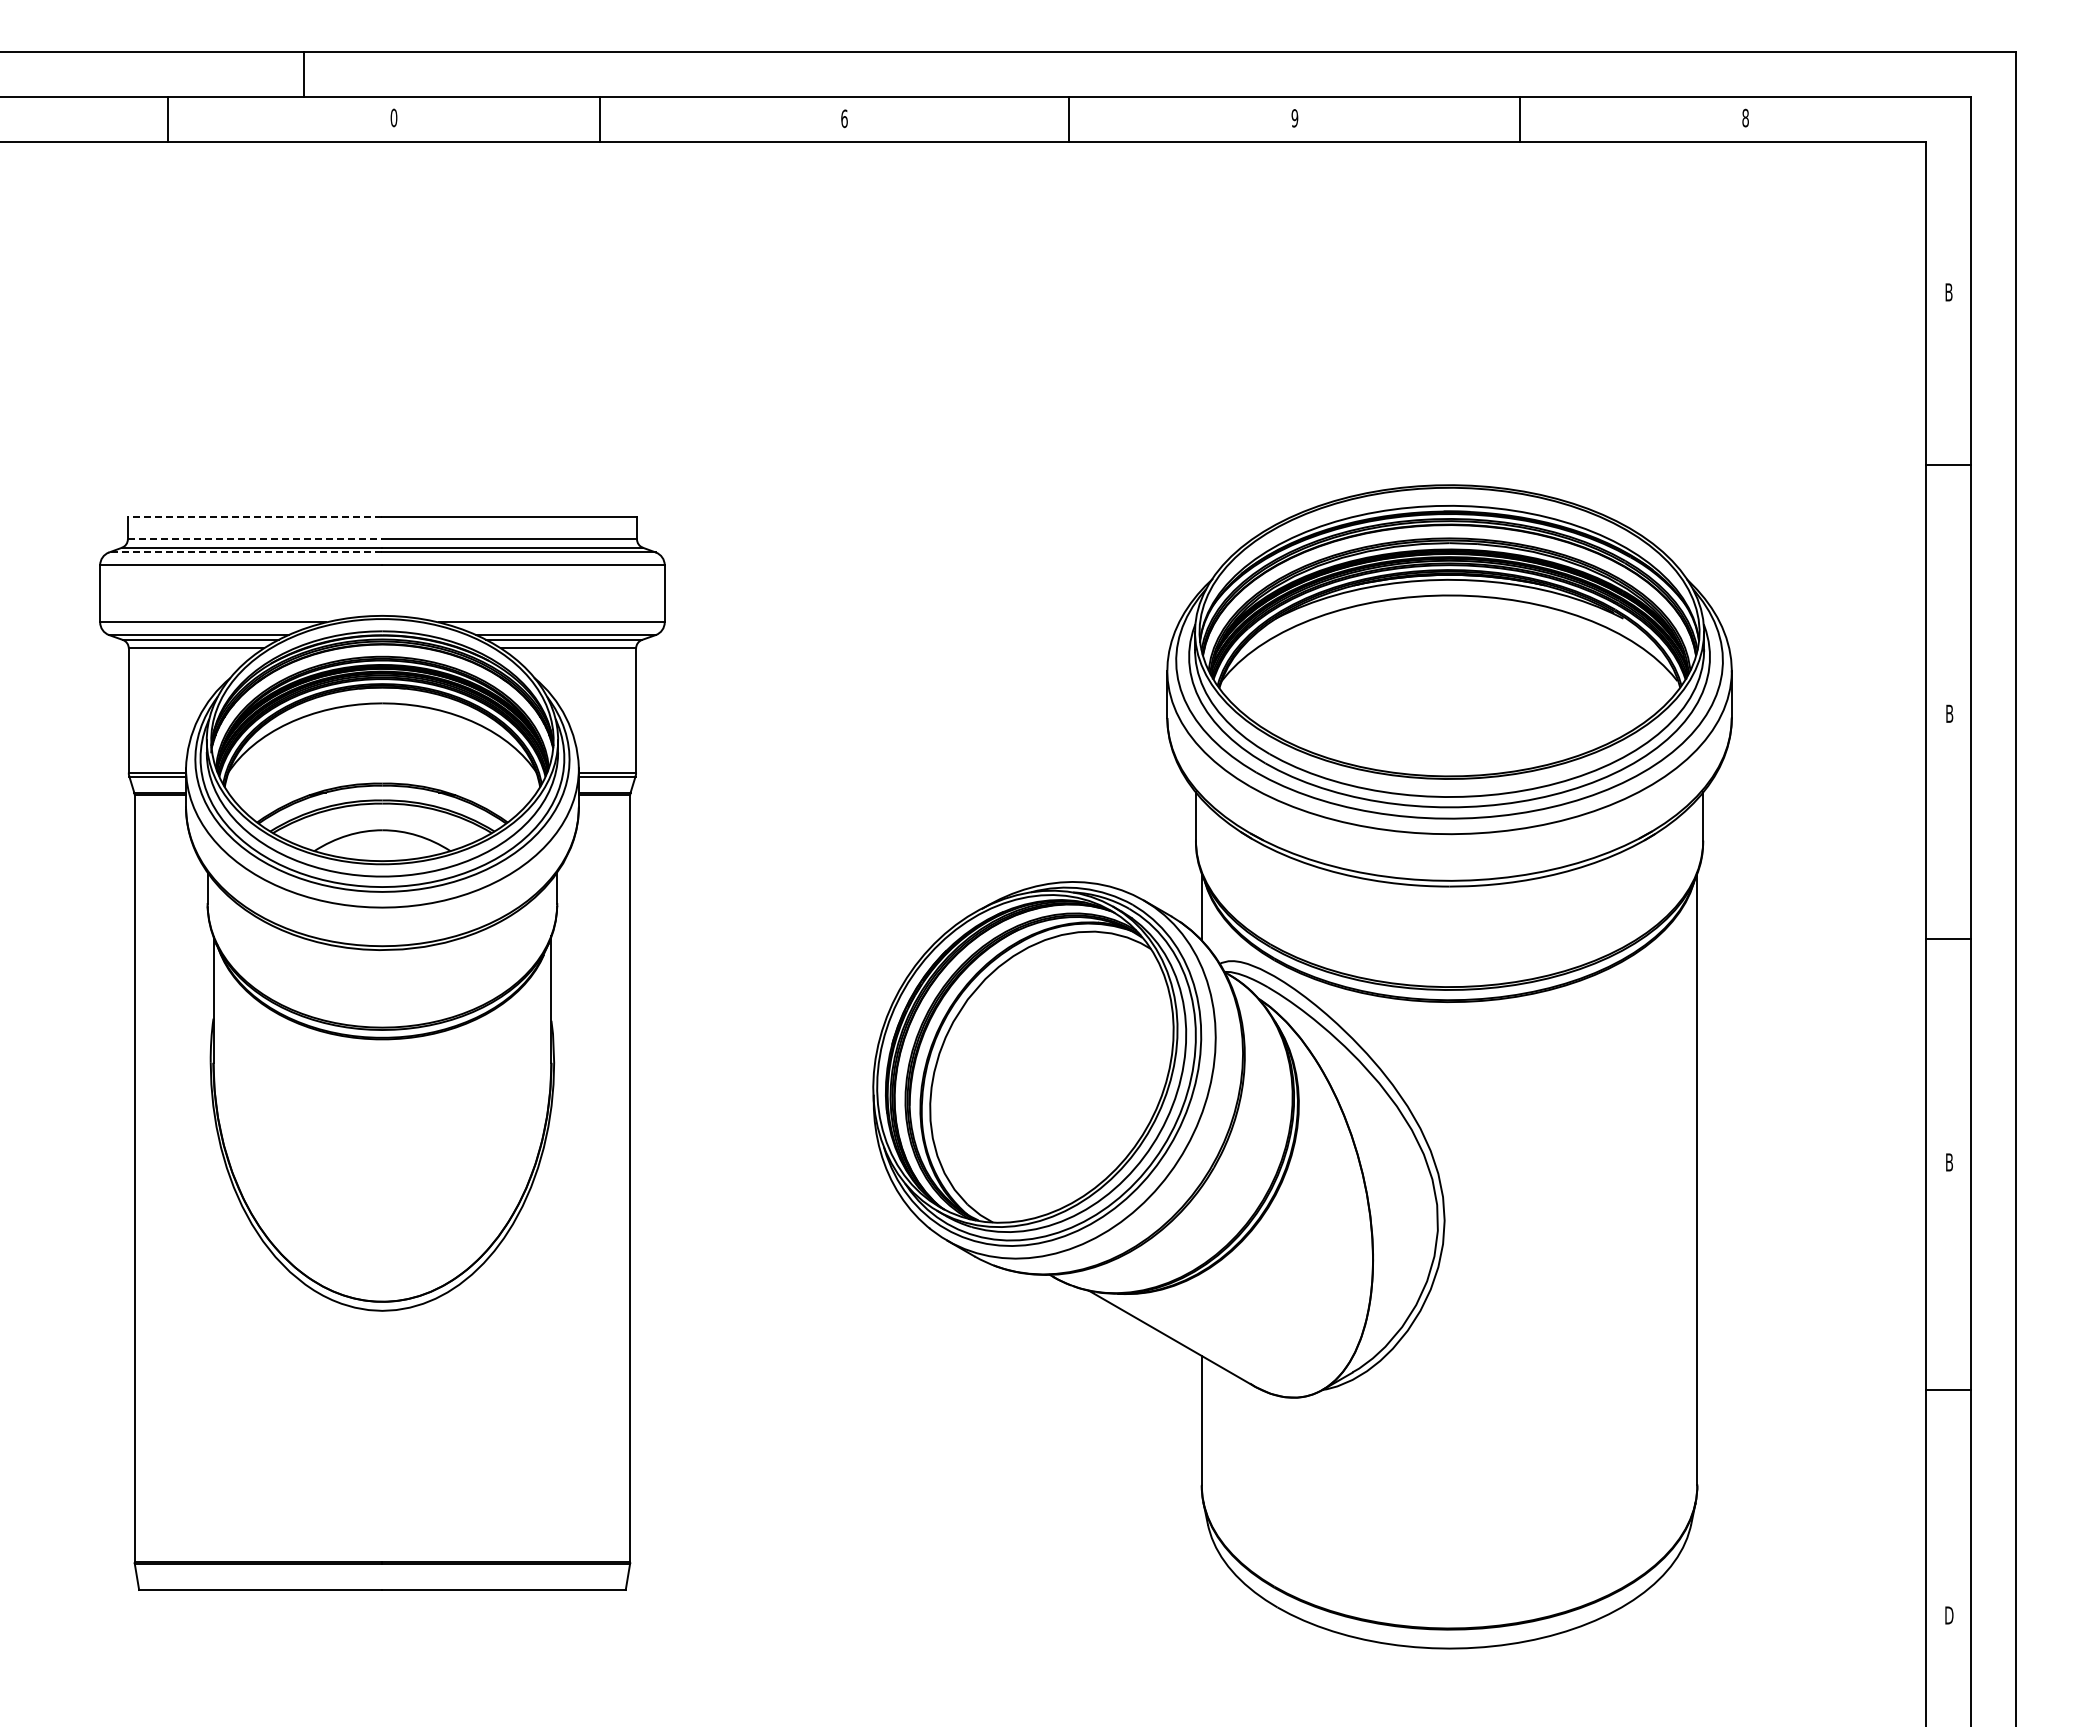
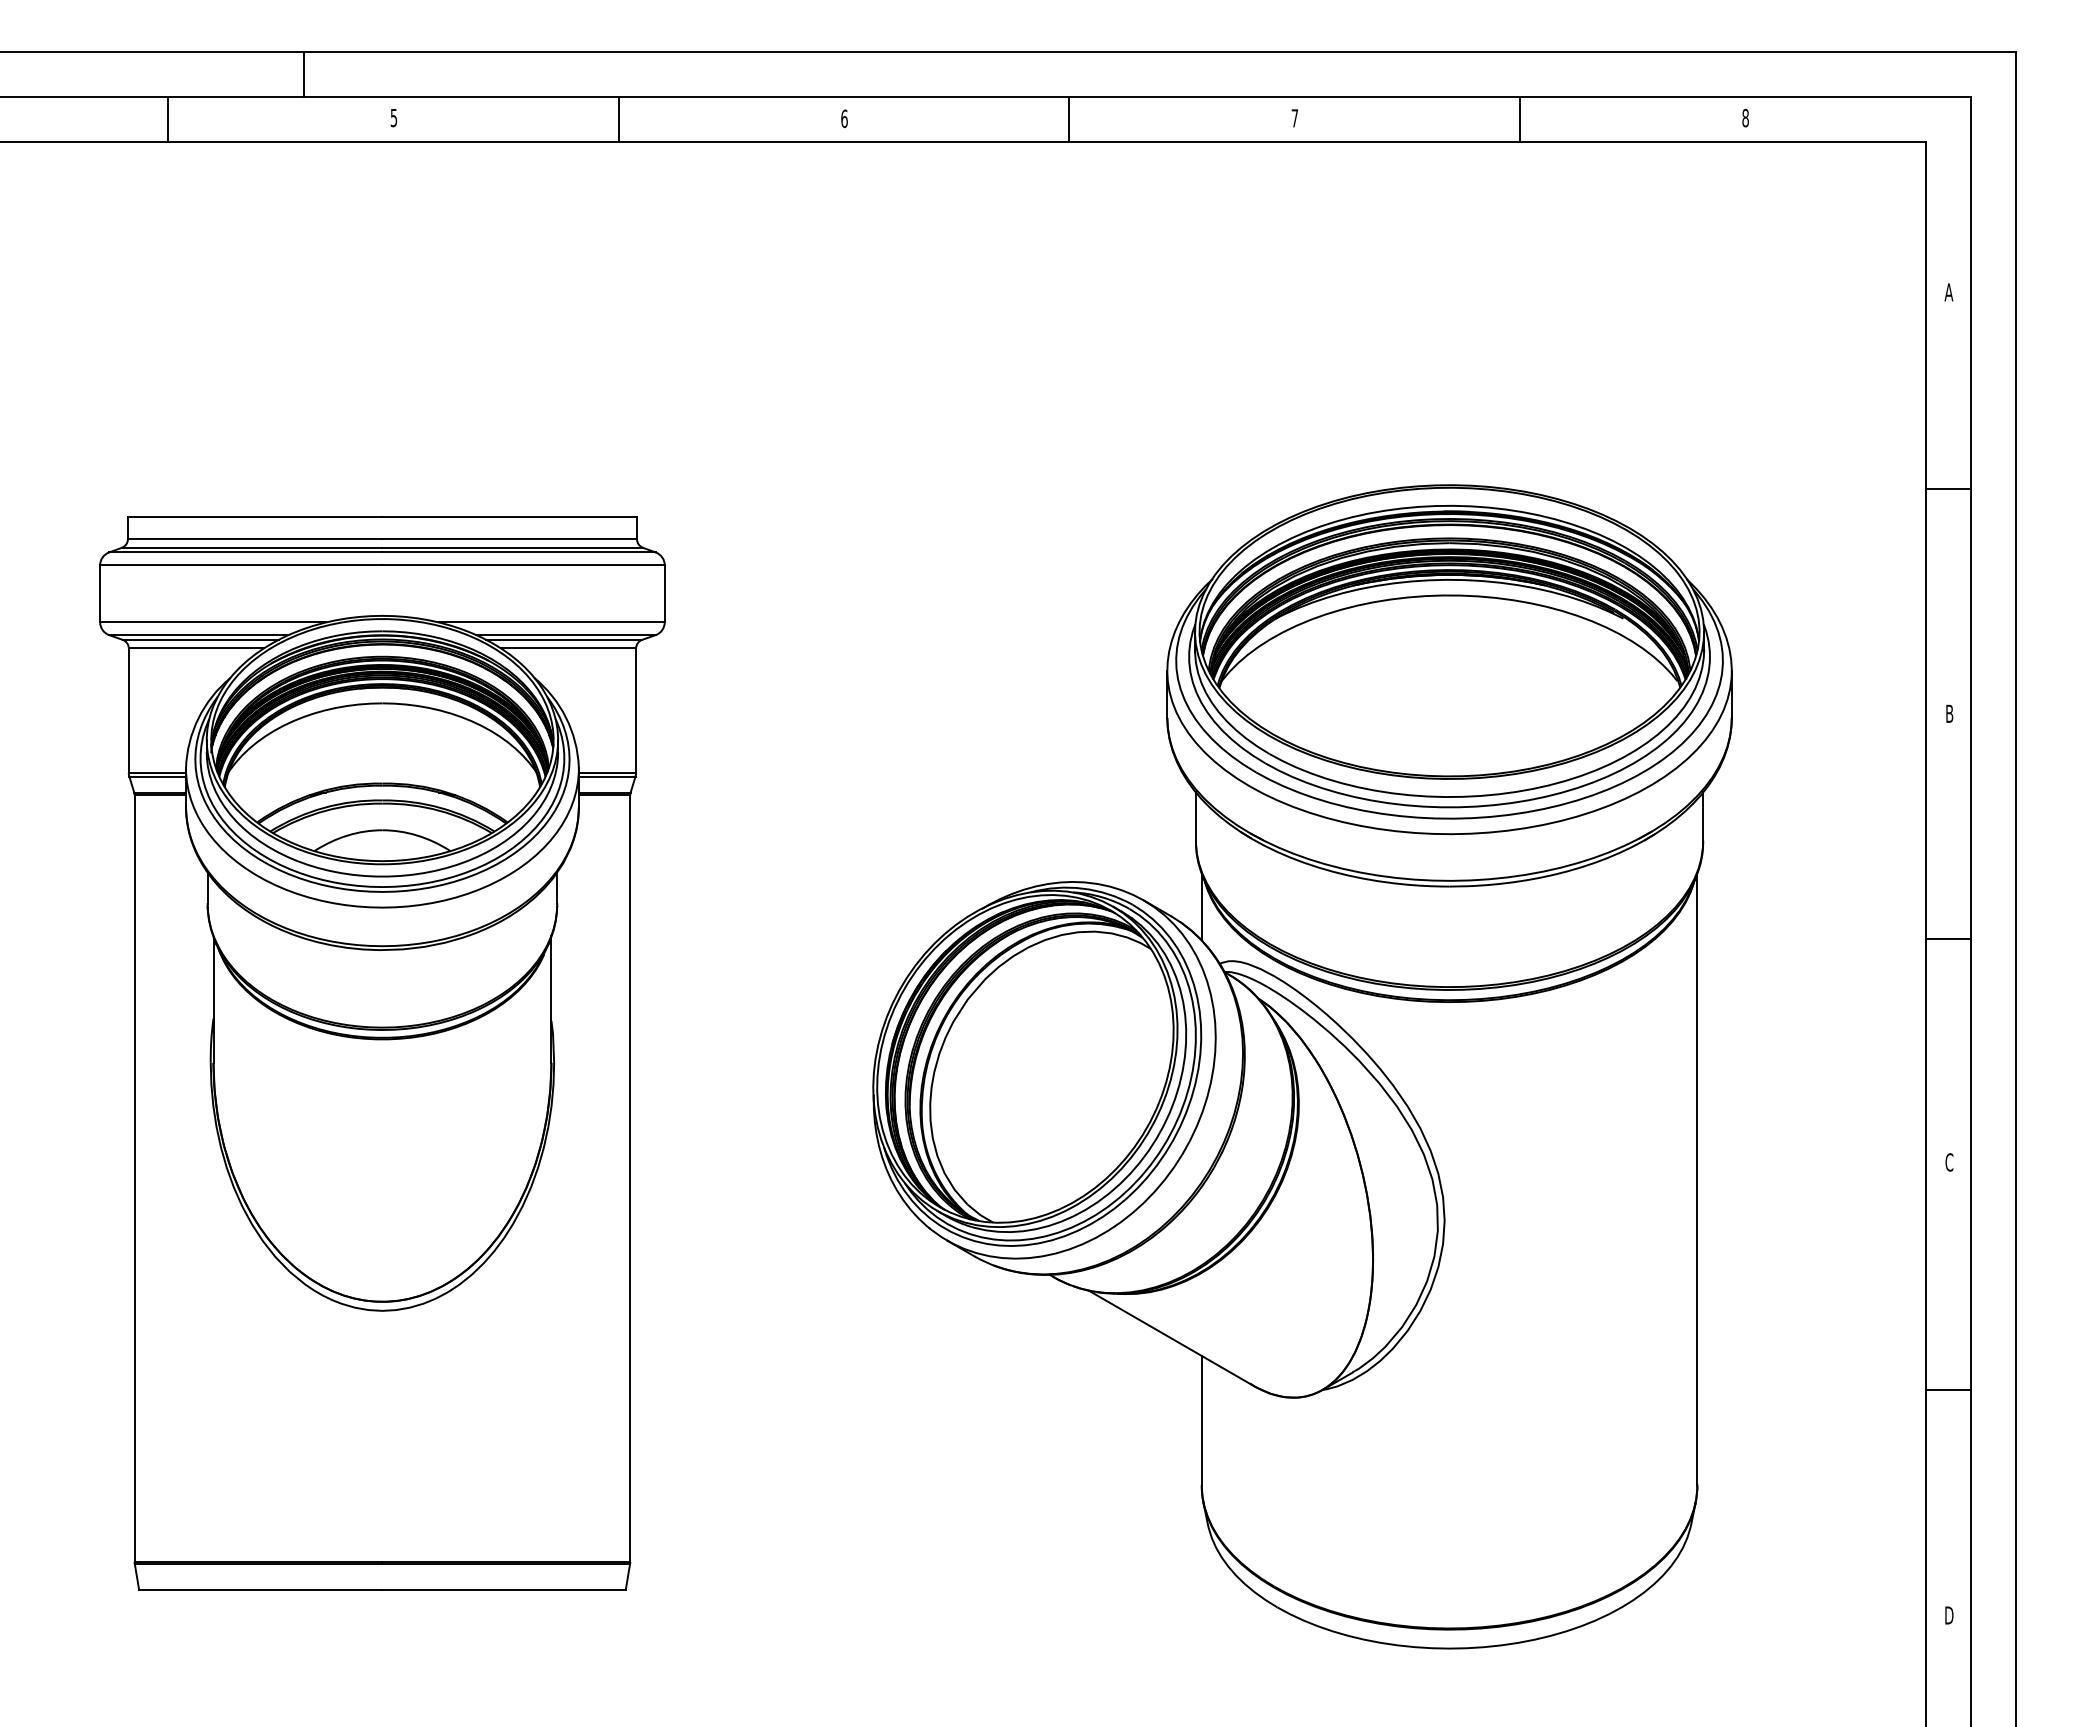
text: 0 -> 5 (393, 117)
line position: (599, 118) -> (618, 118) (618, 118)
text: 9 -> 7 (1294, 118)
text: B -> A (1948, 292)
line position: (1947, 464) -> (1947, 488) (1947, 488)
line: dashed -> solid (254, 517)
line: dashed -> solid (255, 539)
line: dashed -> solid (245, 552)
text: B -> C (1949, 1162)
